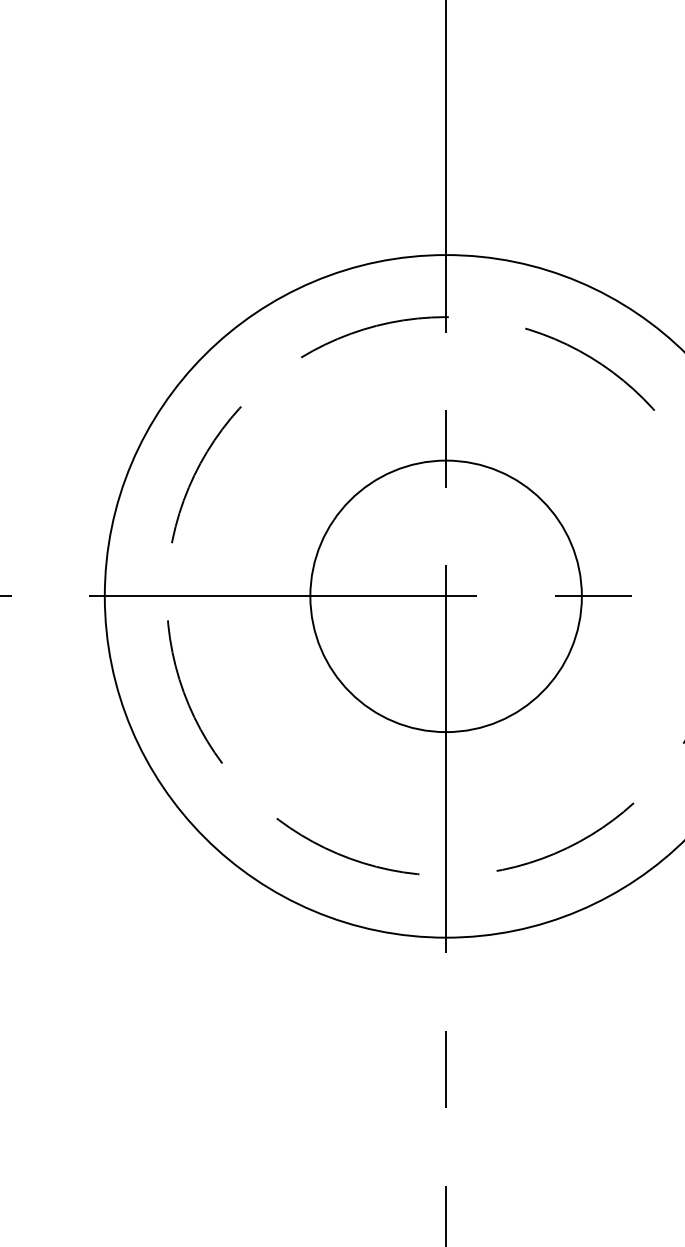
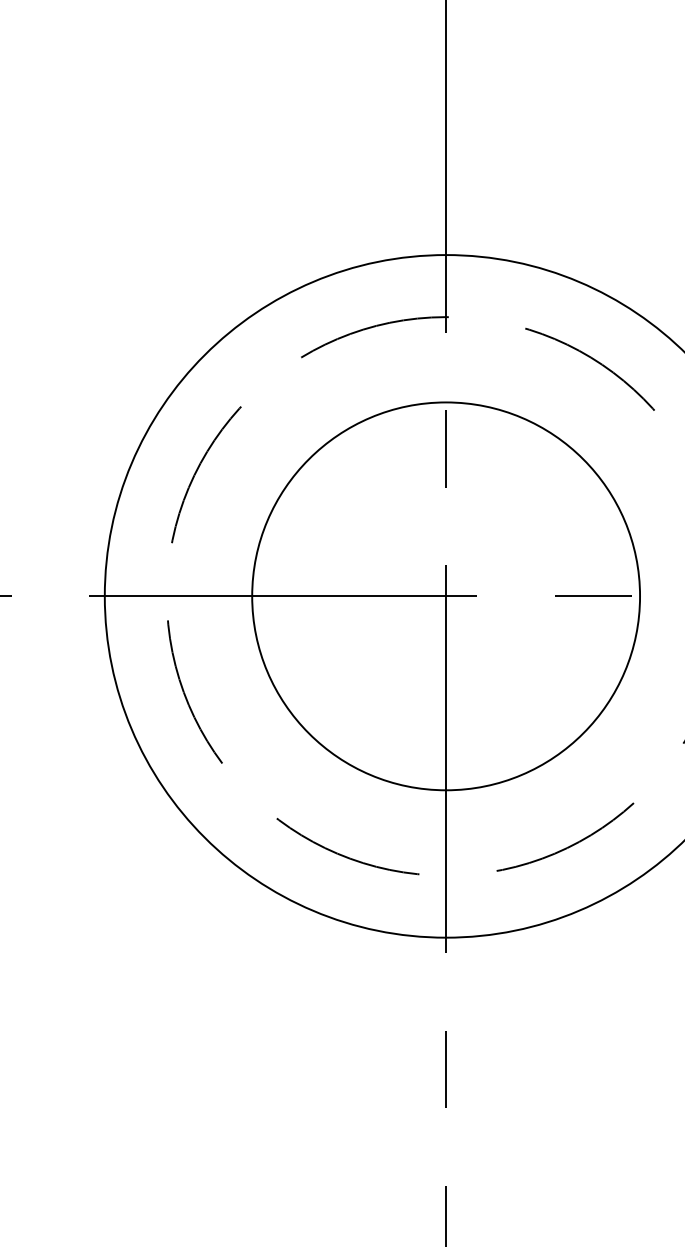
circle diameter: 271 px -> 388 px (446, 596)
